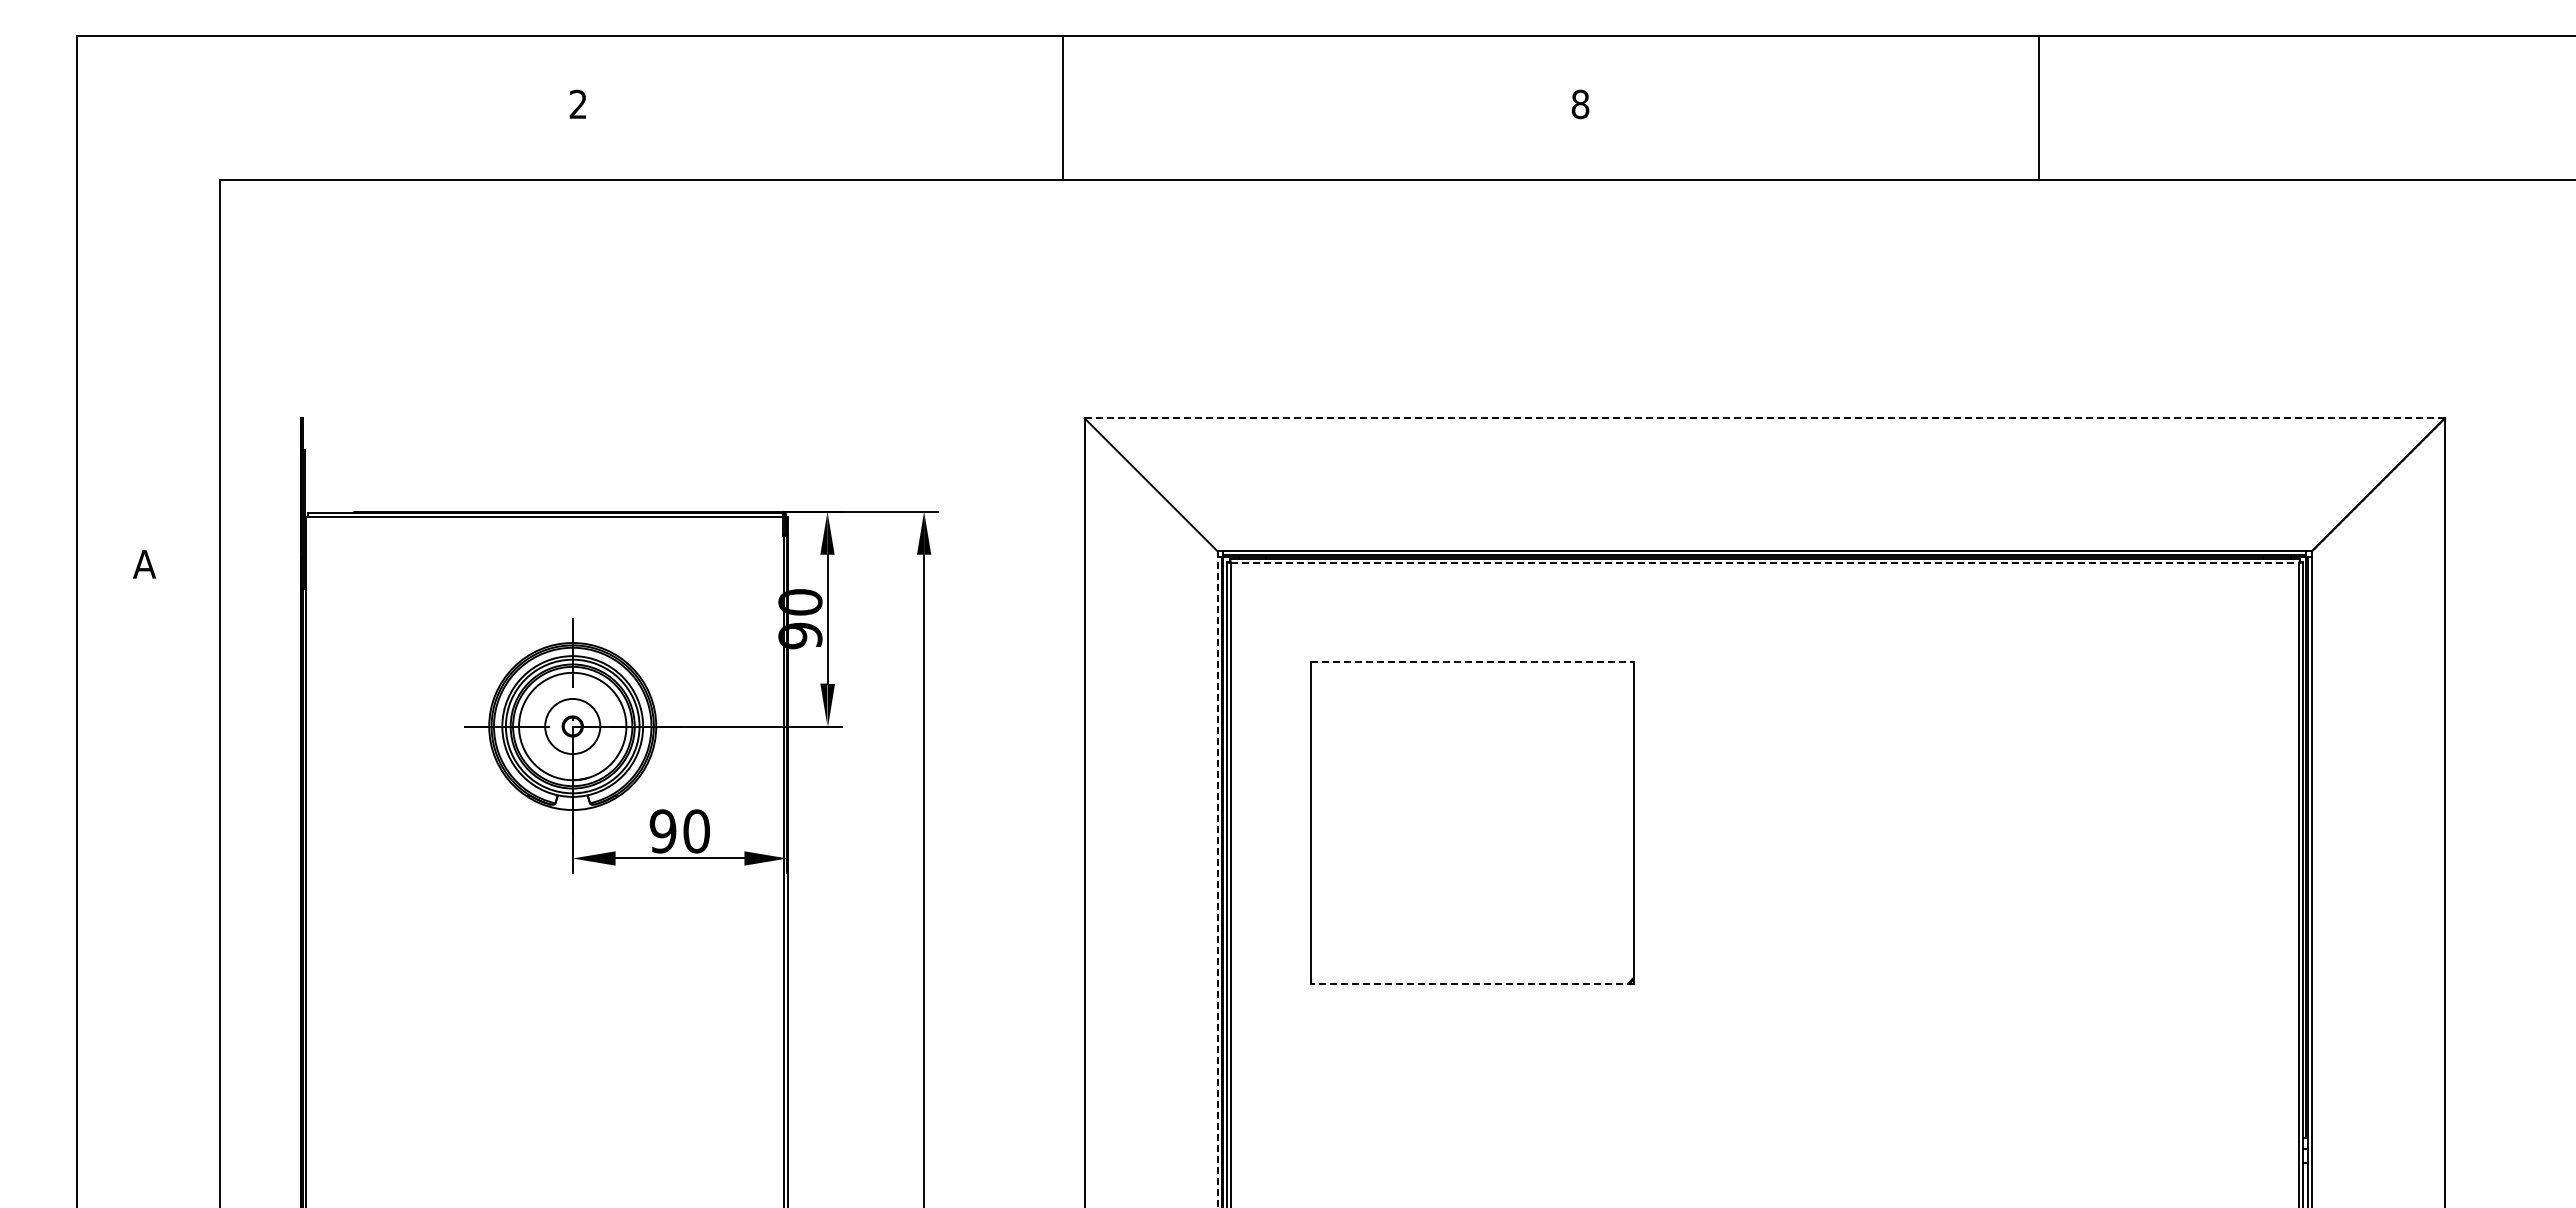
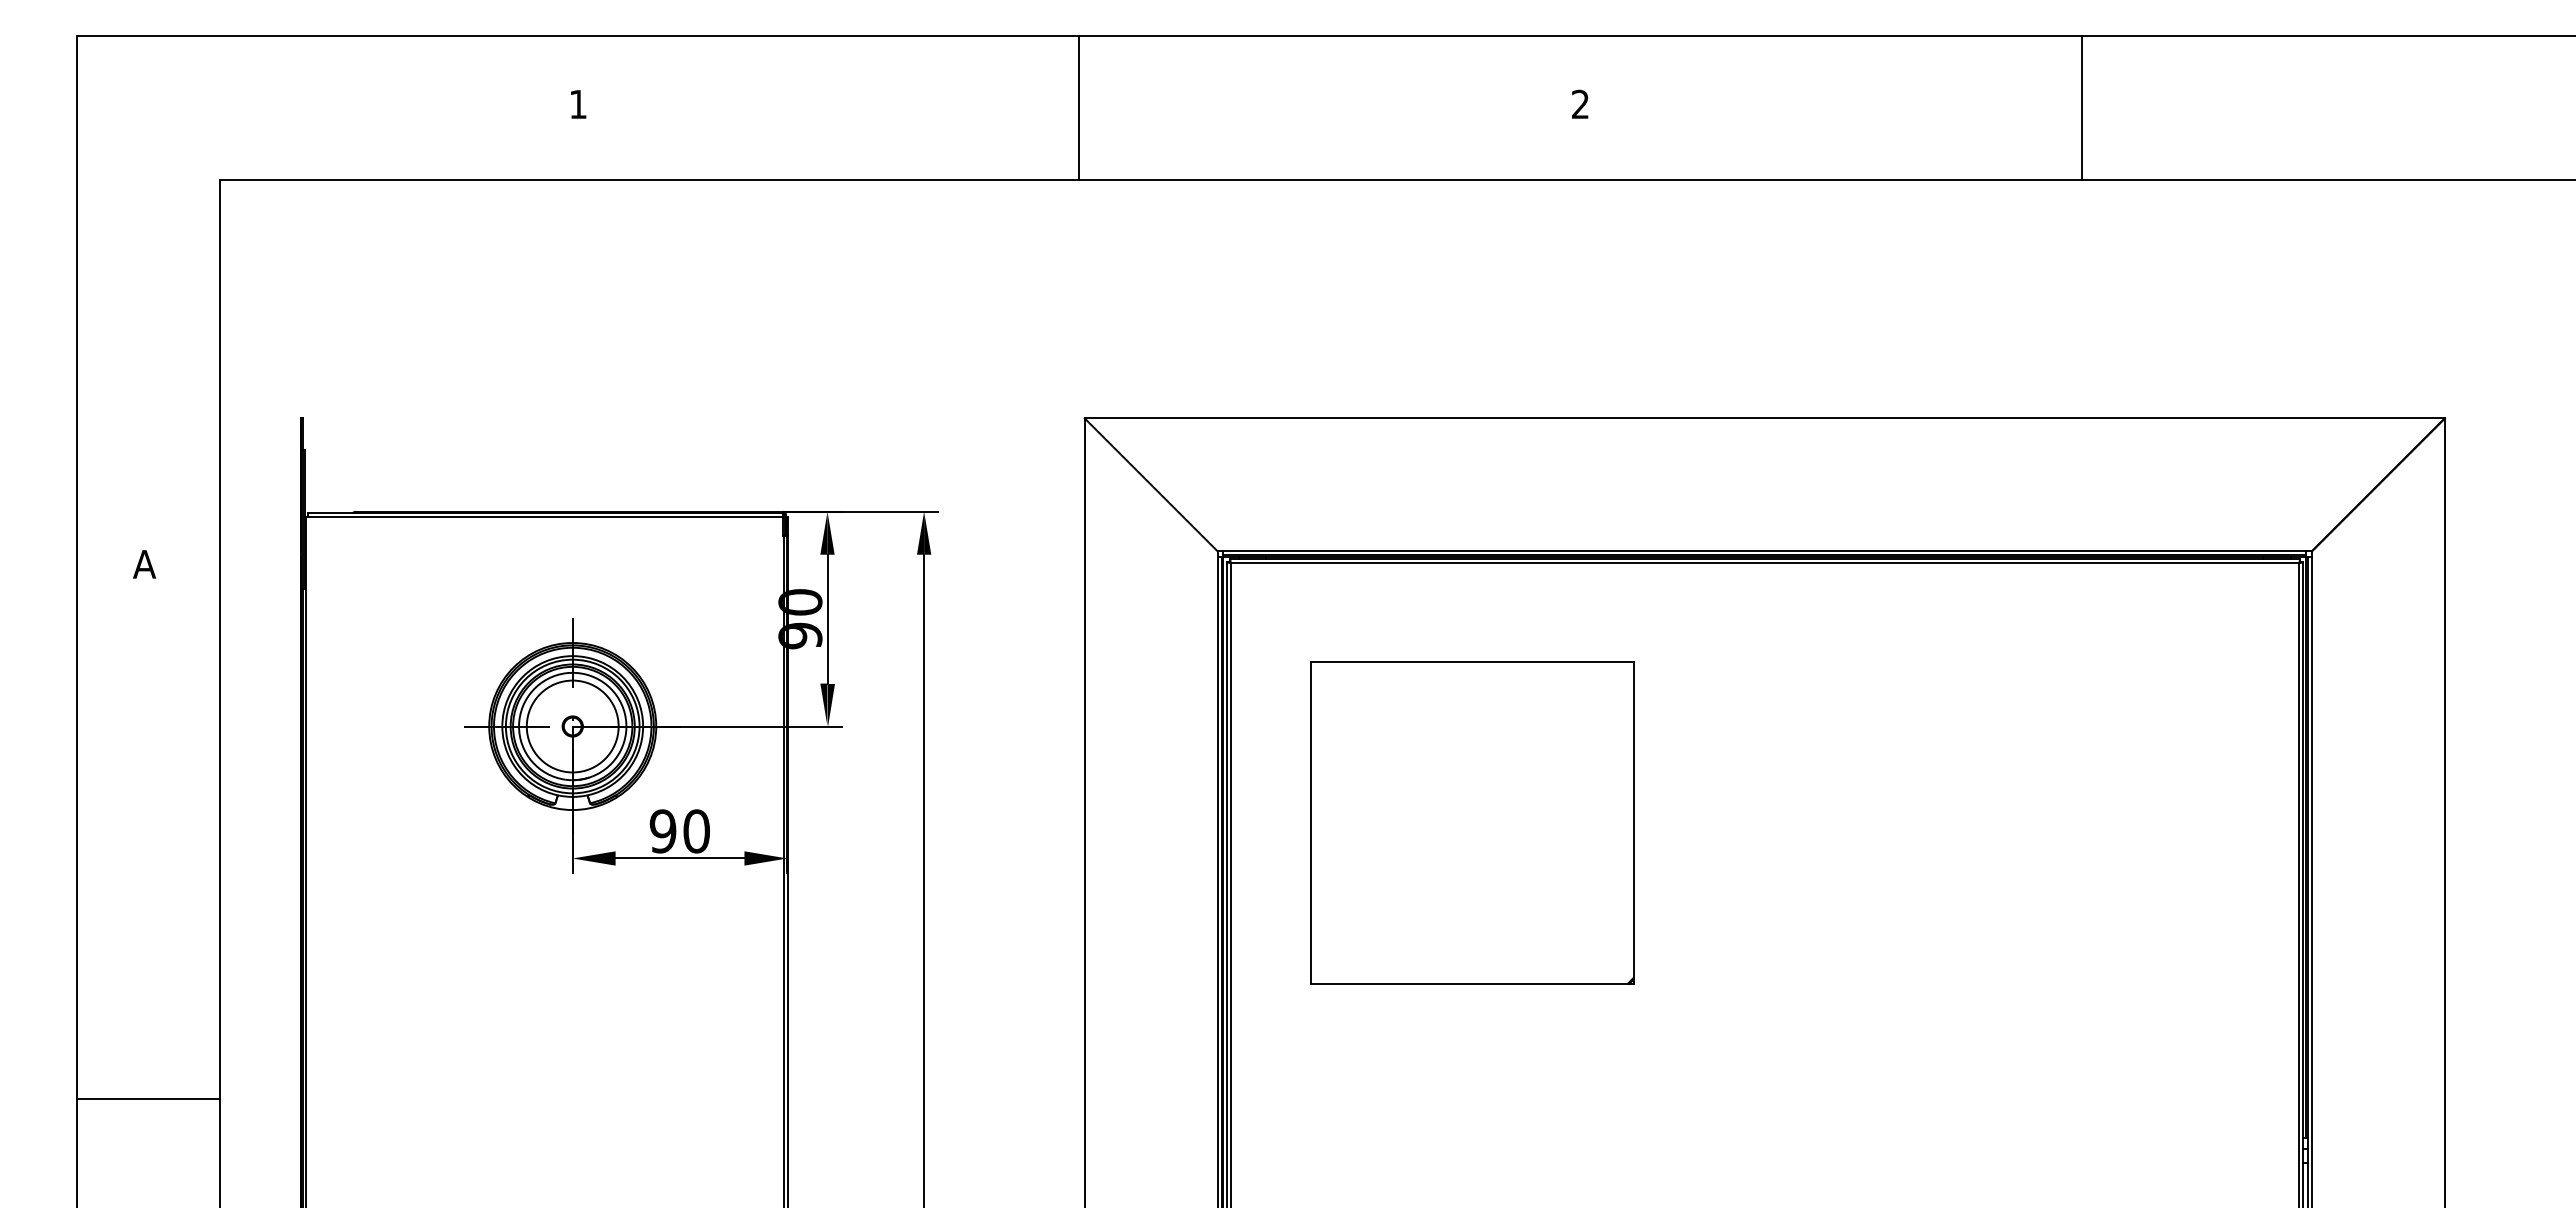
text: 2 -> 1 (577, 103)
text: 8 -> 2 (1580, 104)
line position: (1063, 107) -> (1079, 107) (1079, 107)
line position: (2038, 107) -> (2081, 107) (2081, 107)
line: dashed -> solid (1764, 418)
line: dashed -> solid (1765, 563)
line: dashed -> solid (1473, 661)
circle diameter: 55 px -> 92 px (572, 726)
line: dashed -> solid (1217, 881)
line: dashed -> solid (1472, 983)
line: none -> present (148, 1099)
